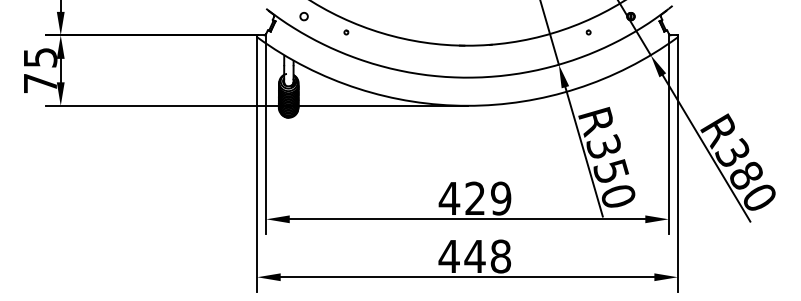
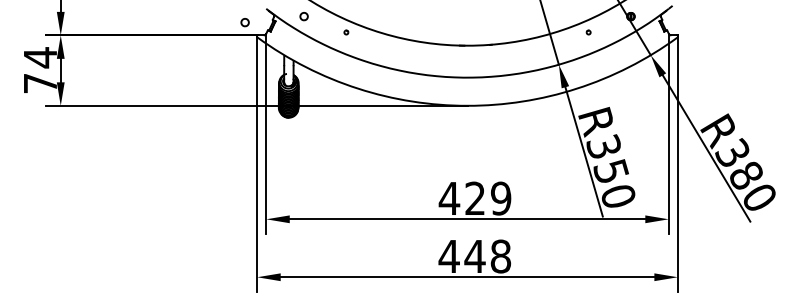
part: none -> present (244, 22)
text: 75 -> 74 (40, 57)
